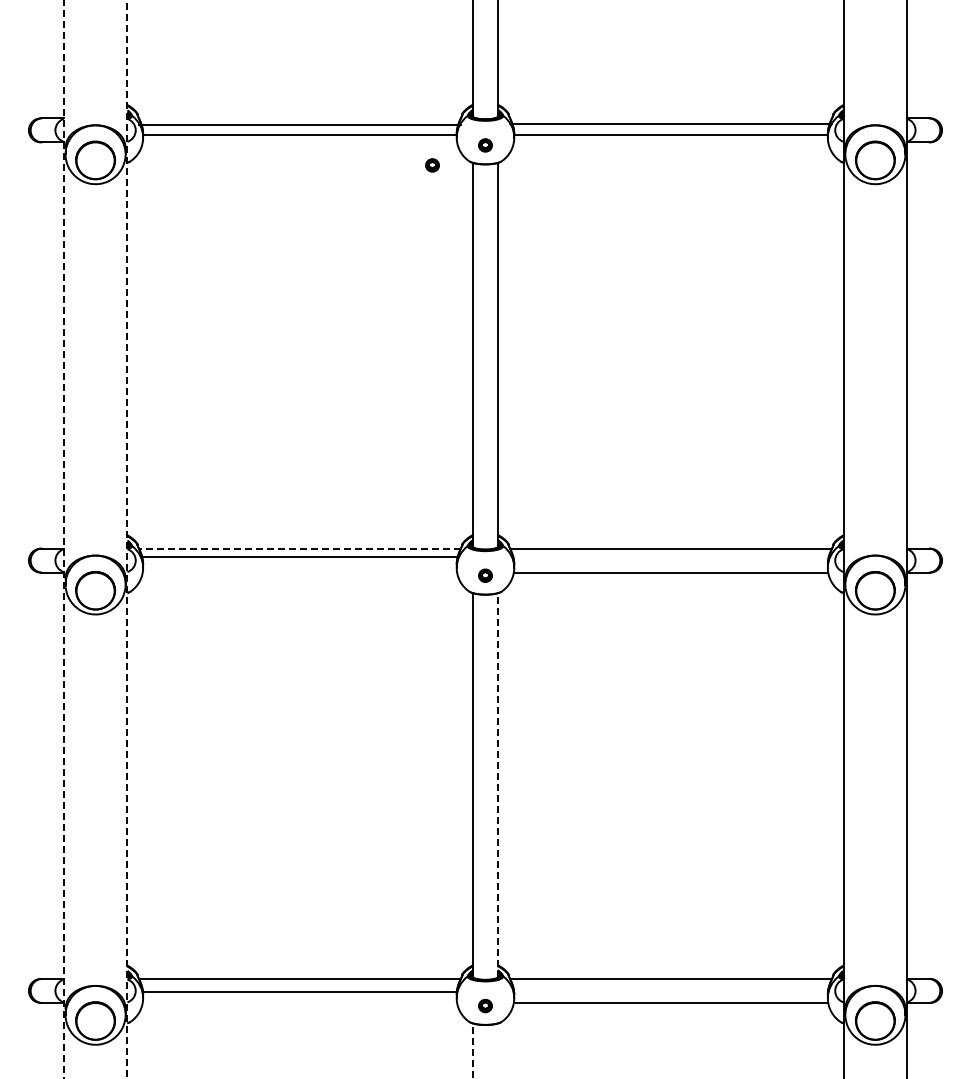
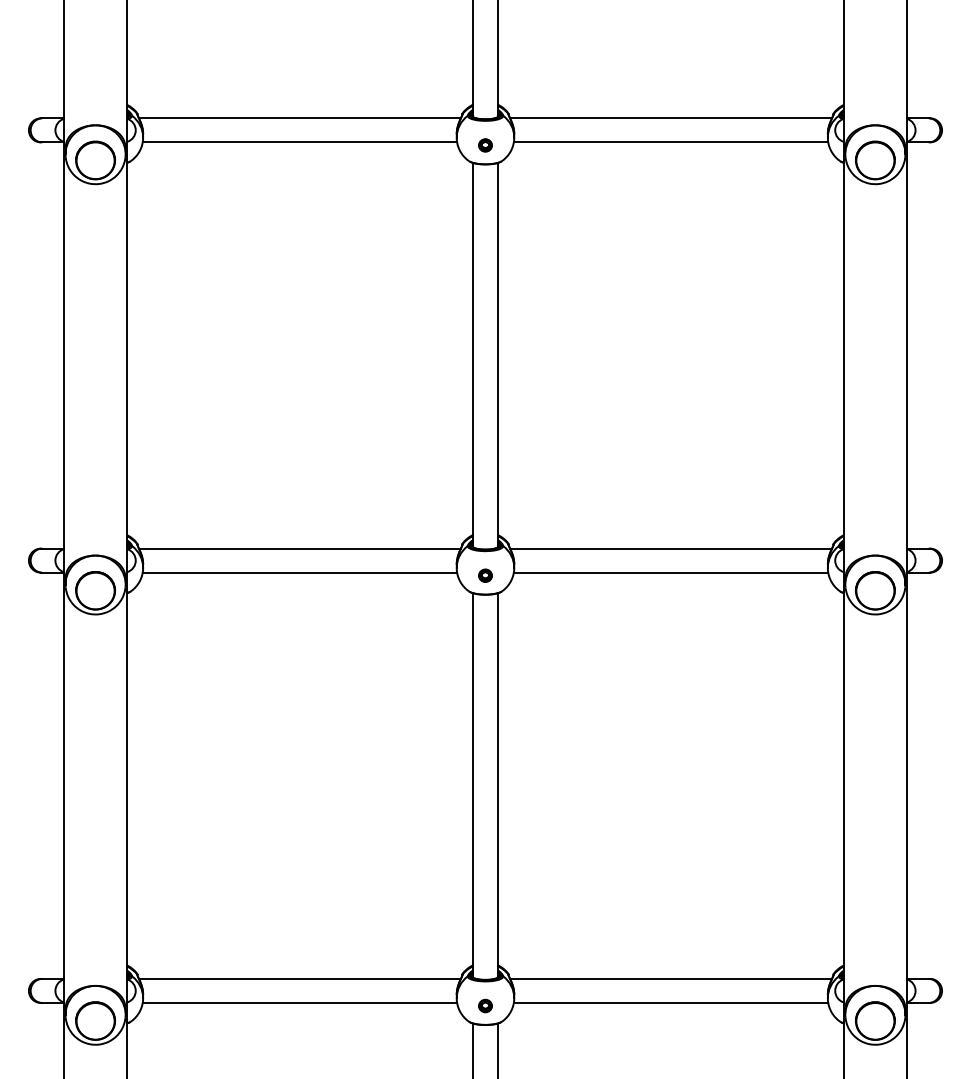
line position: (671, 124) -> (671, 118) (671, 118)
line position: (299, 125) -> (299, 118) (299, 118)
line position: (299, 135) -> (299, 142) (299, 142)
line position: (670, 135) -> (670, 142) (670, 142)
part: present -> none (432, 165)
line: dashed -> solid (127, 539)
line: dashed -> solid (63, 540)
line: dashed -> solid (299, 548)
line position: (299, 556) -> (299, 572) (299, 572)
line: dashed -> solid (497, 785)
line position: (299, 991) -> (299, 1002) (299, 1002)
line: none -> present (497, 1049)
line: dashed -> solid (473, 1050)
